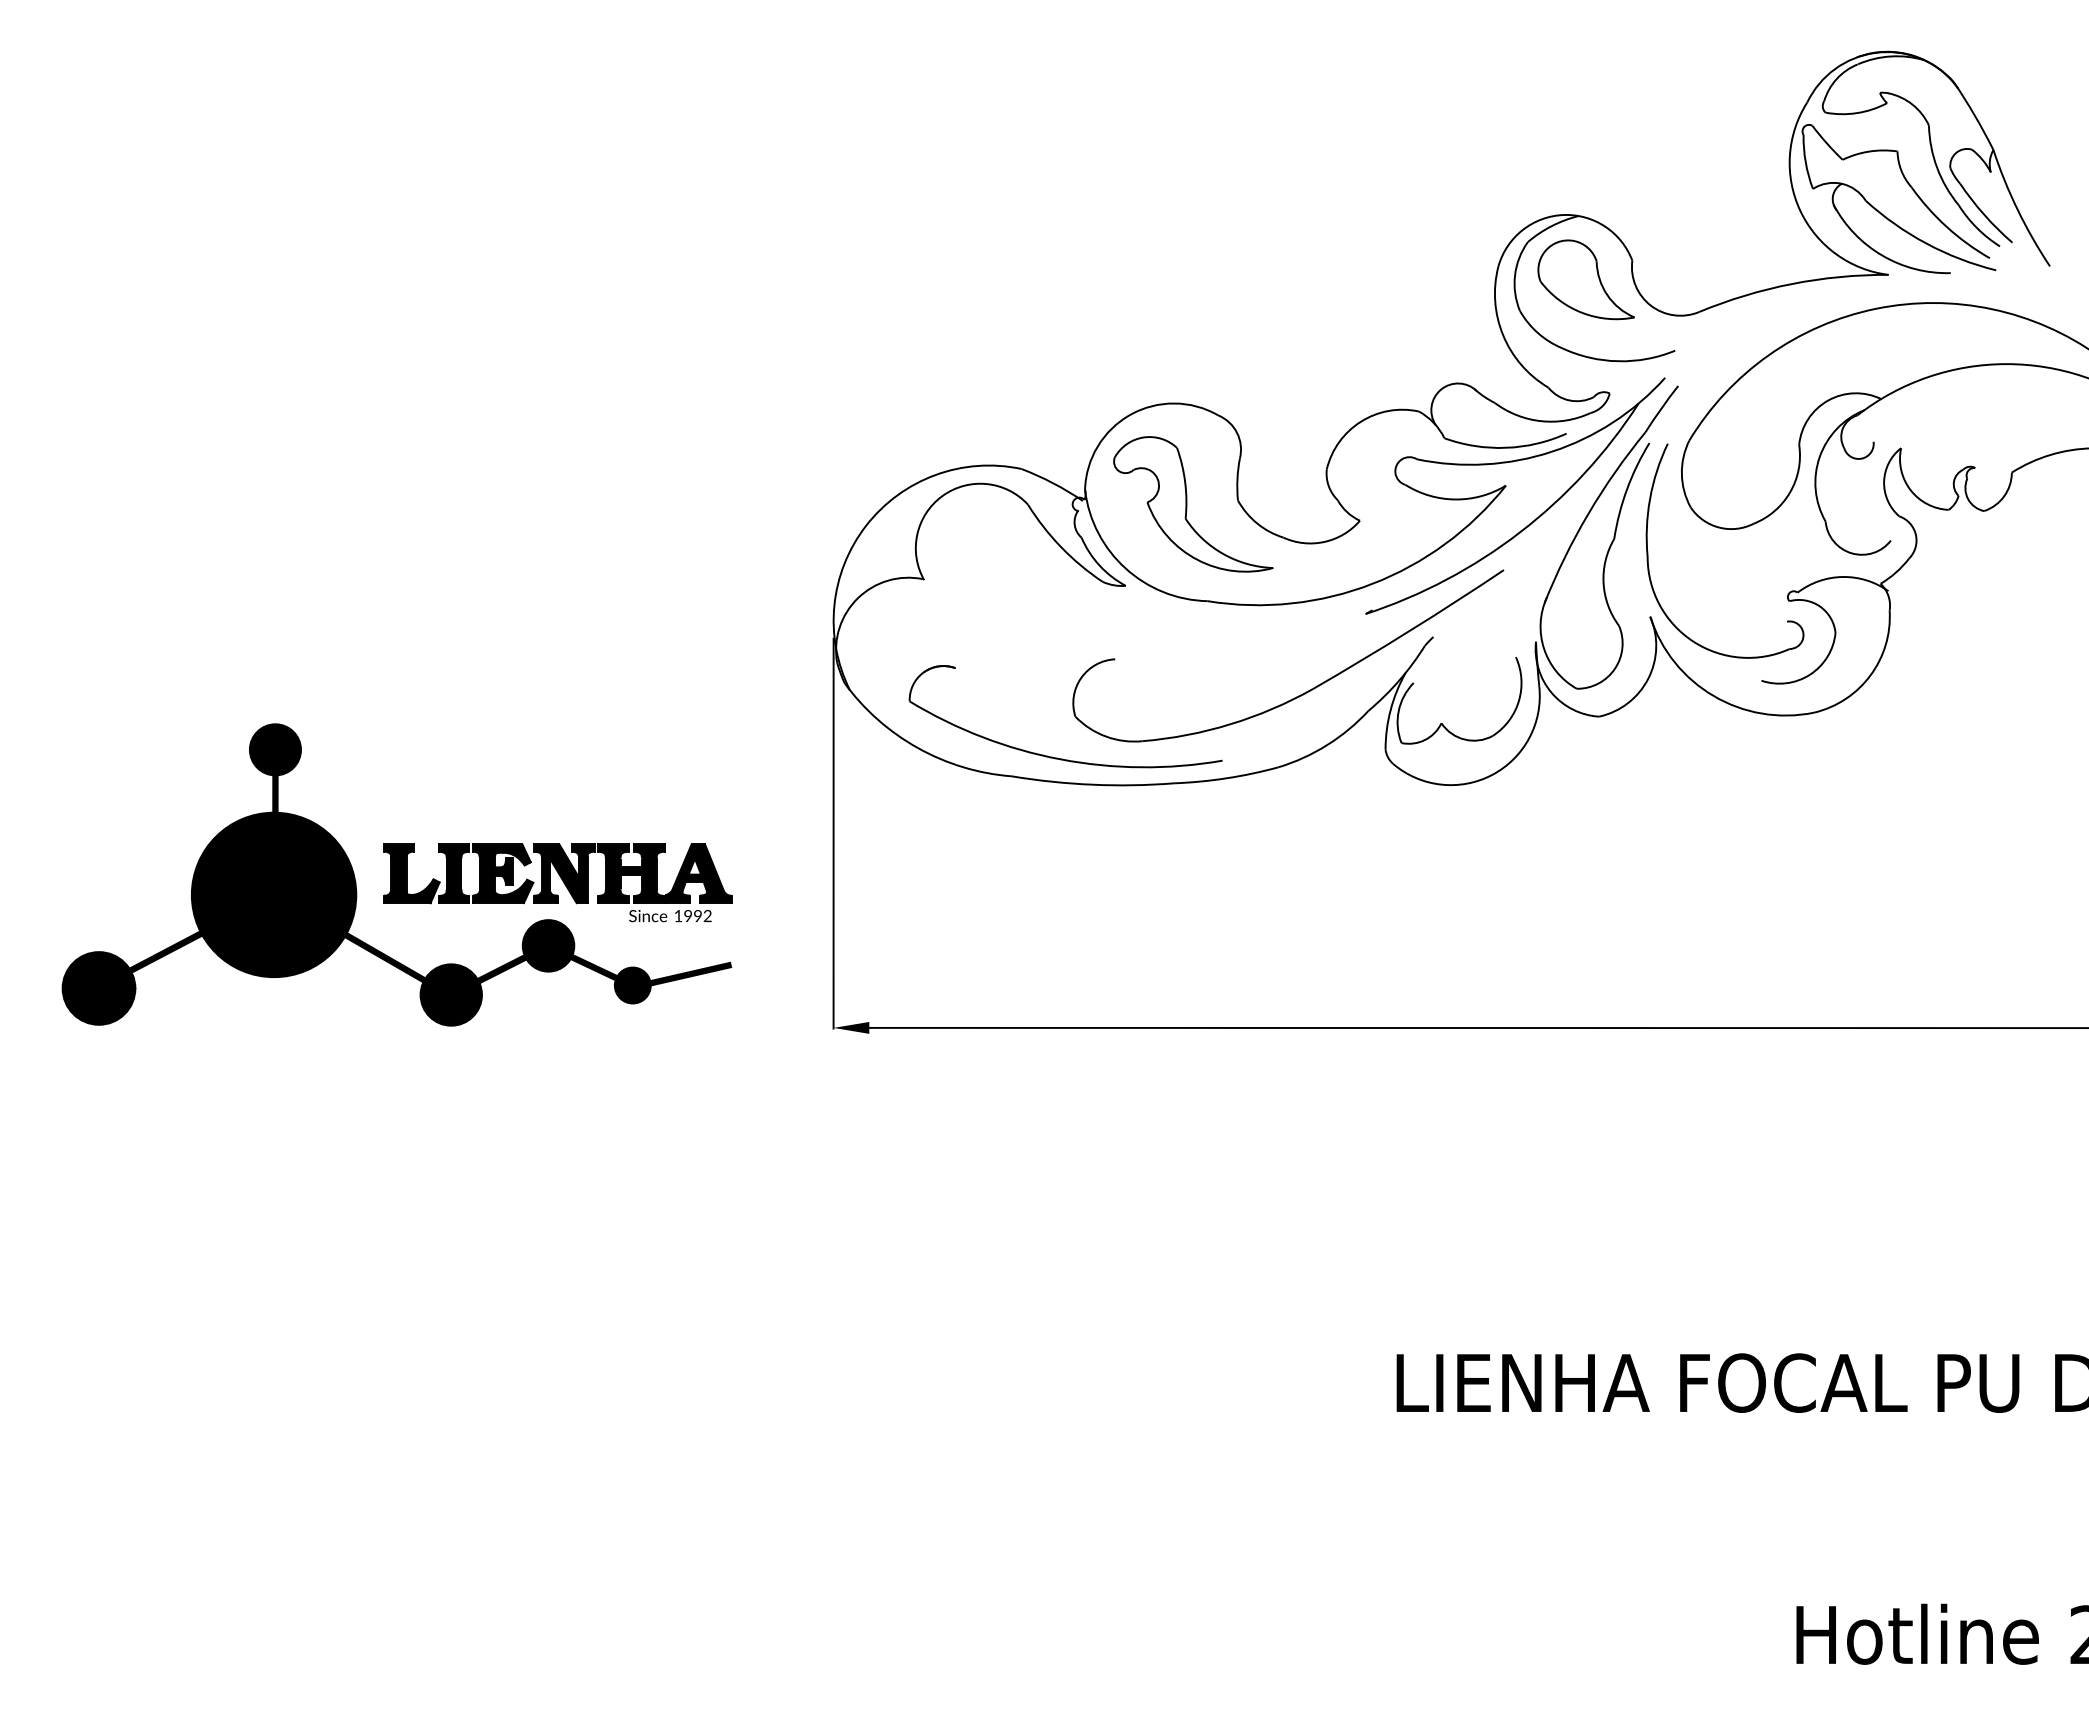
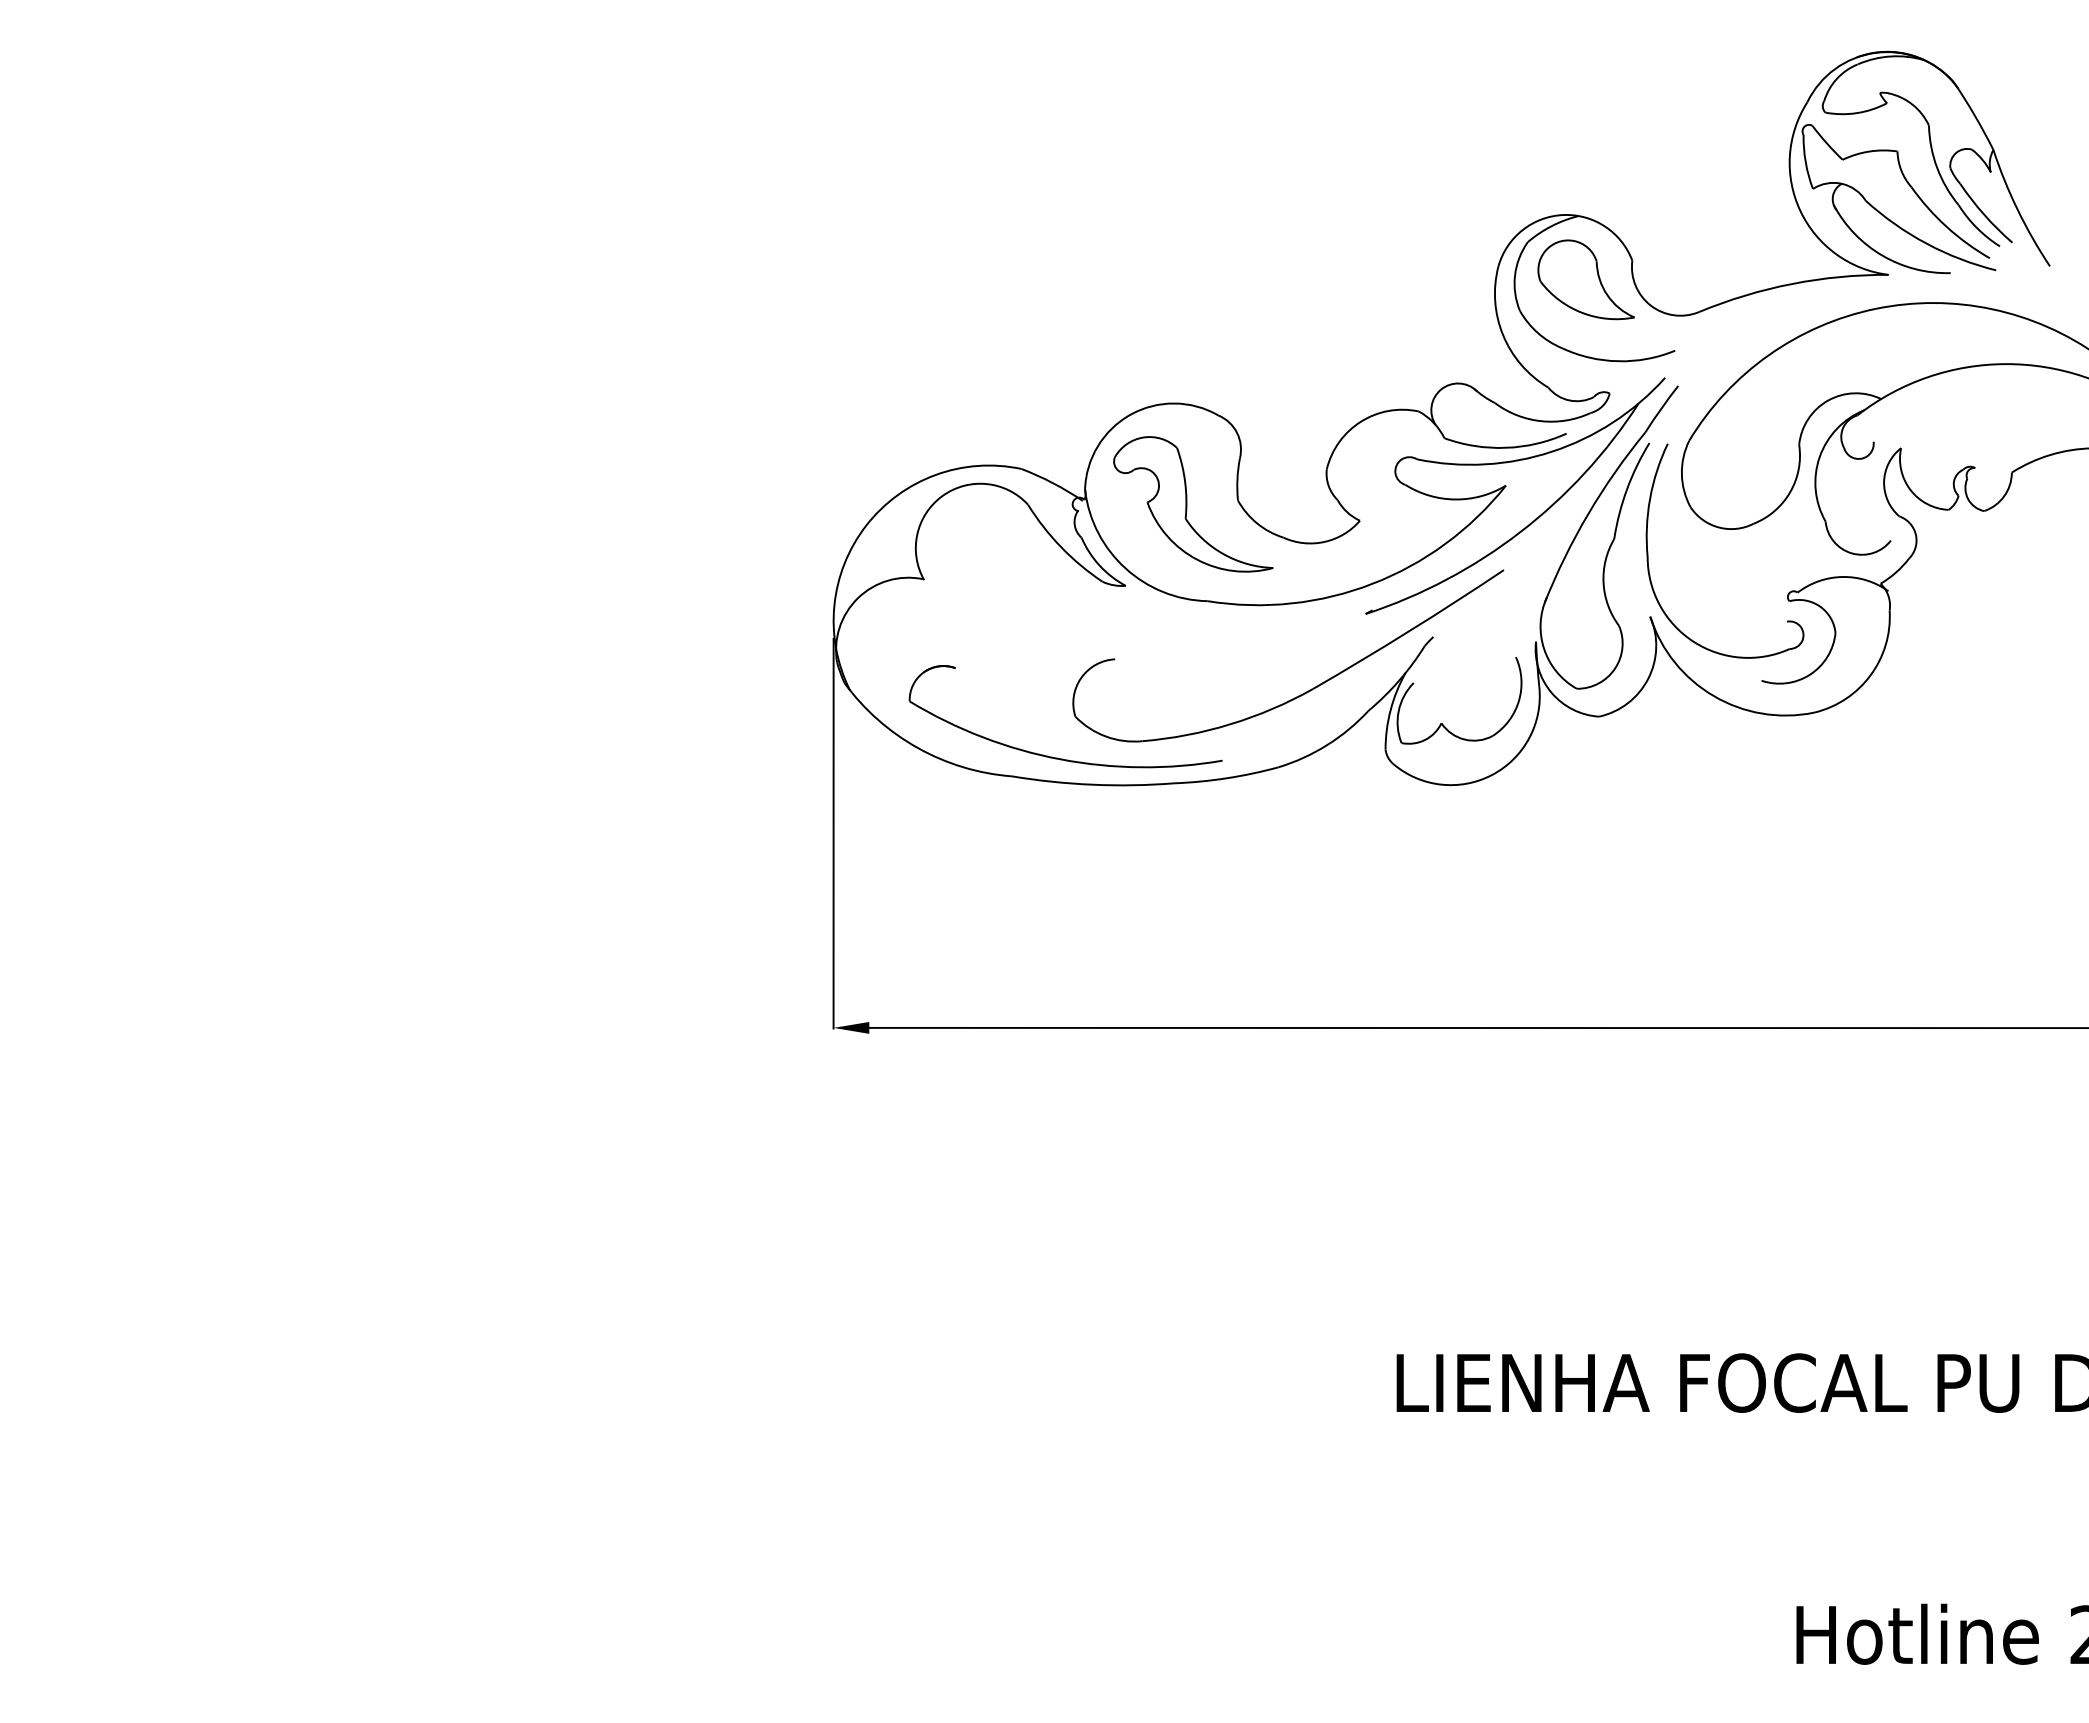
part: present -> none (396, 874)
